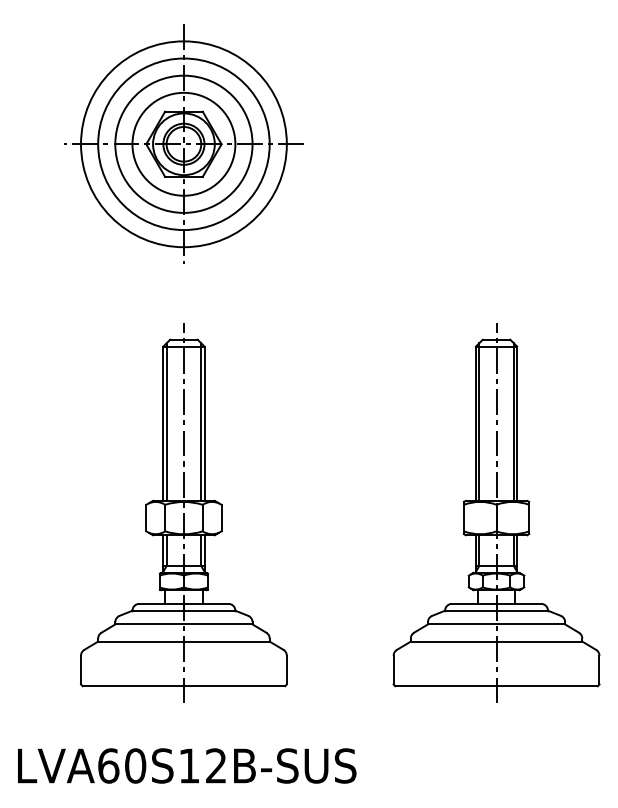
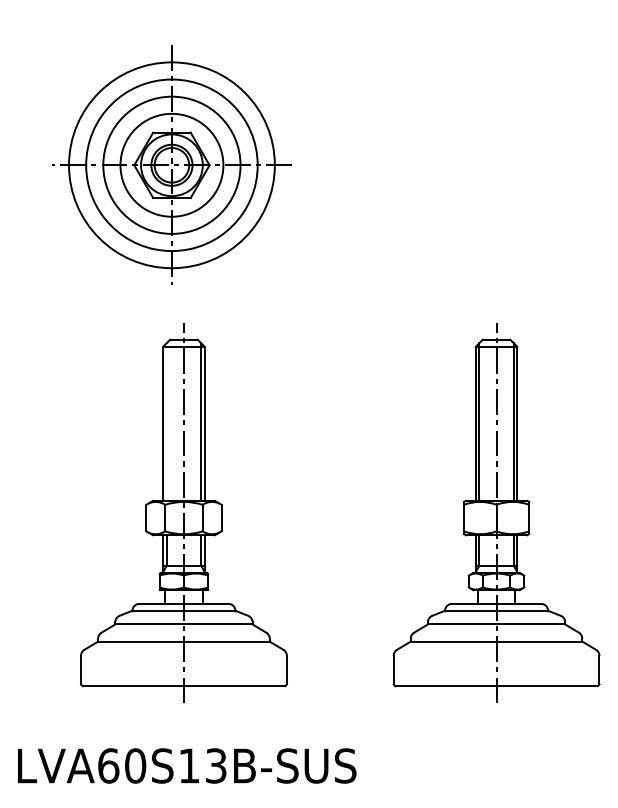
part position: (183, 143) -> (171, 164) (171, 164)
line: present -> none (166, 421)
text: LVA60S12B-SUS -> LVA60S13B-SUS (216, 765)
